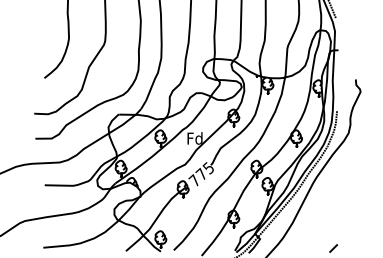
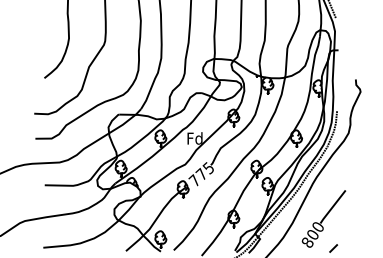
part: none -> present (323, 218)
